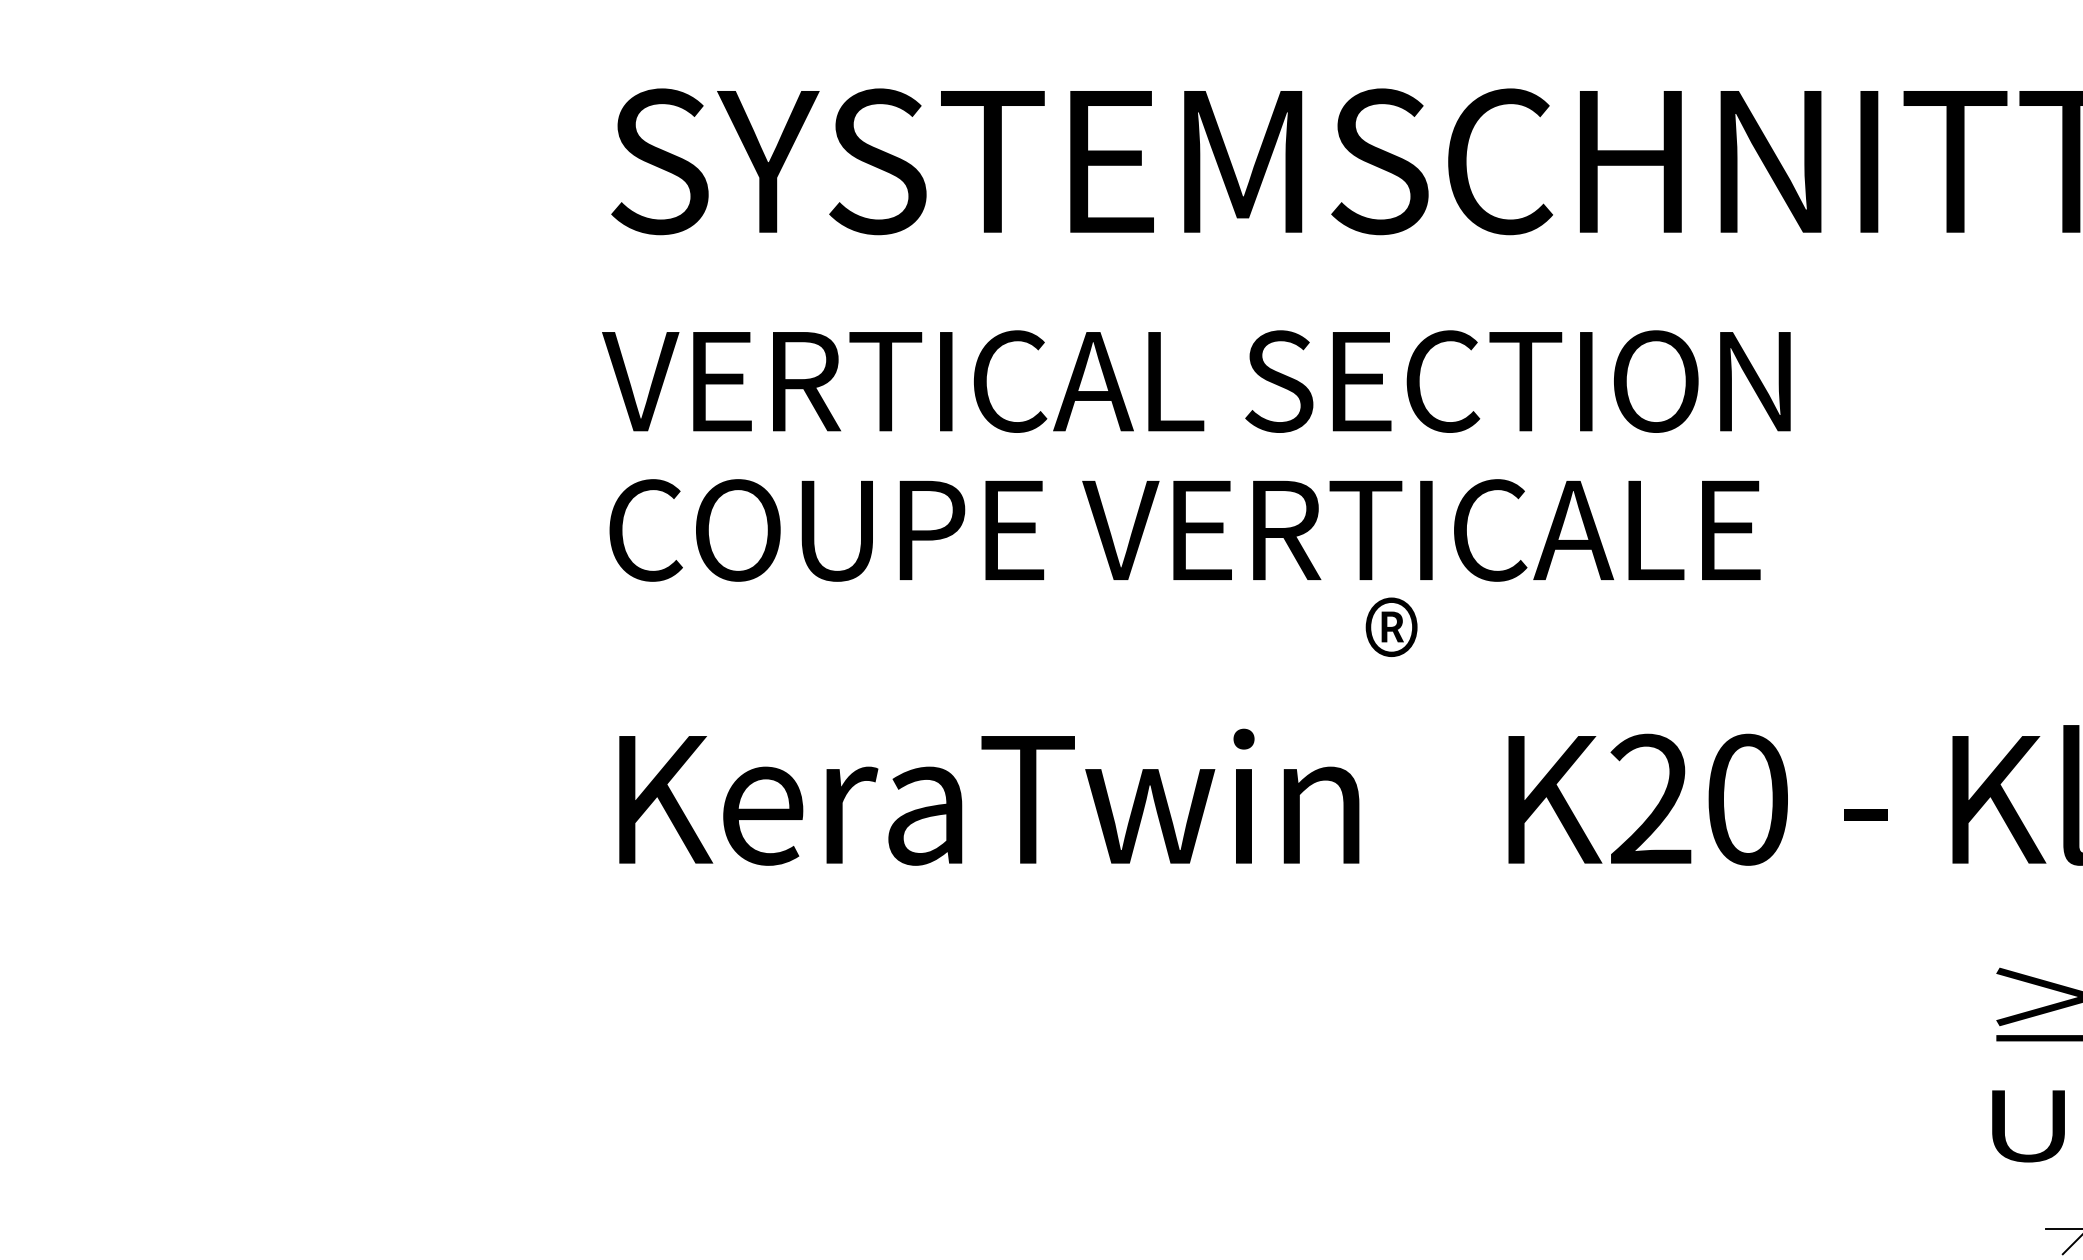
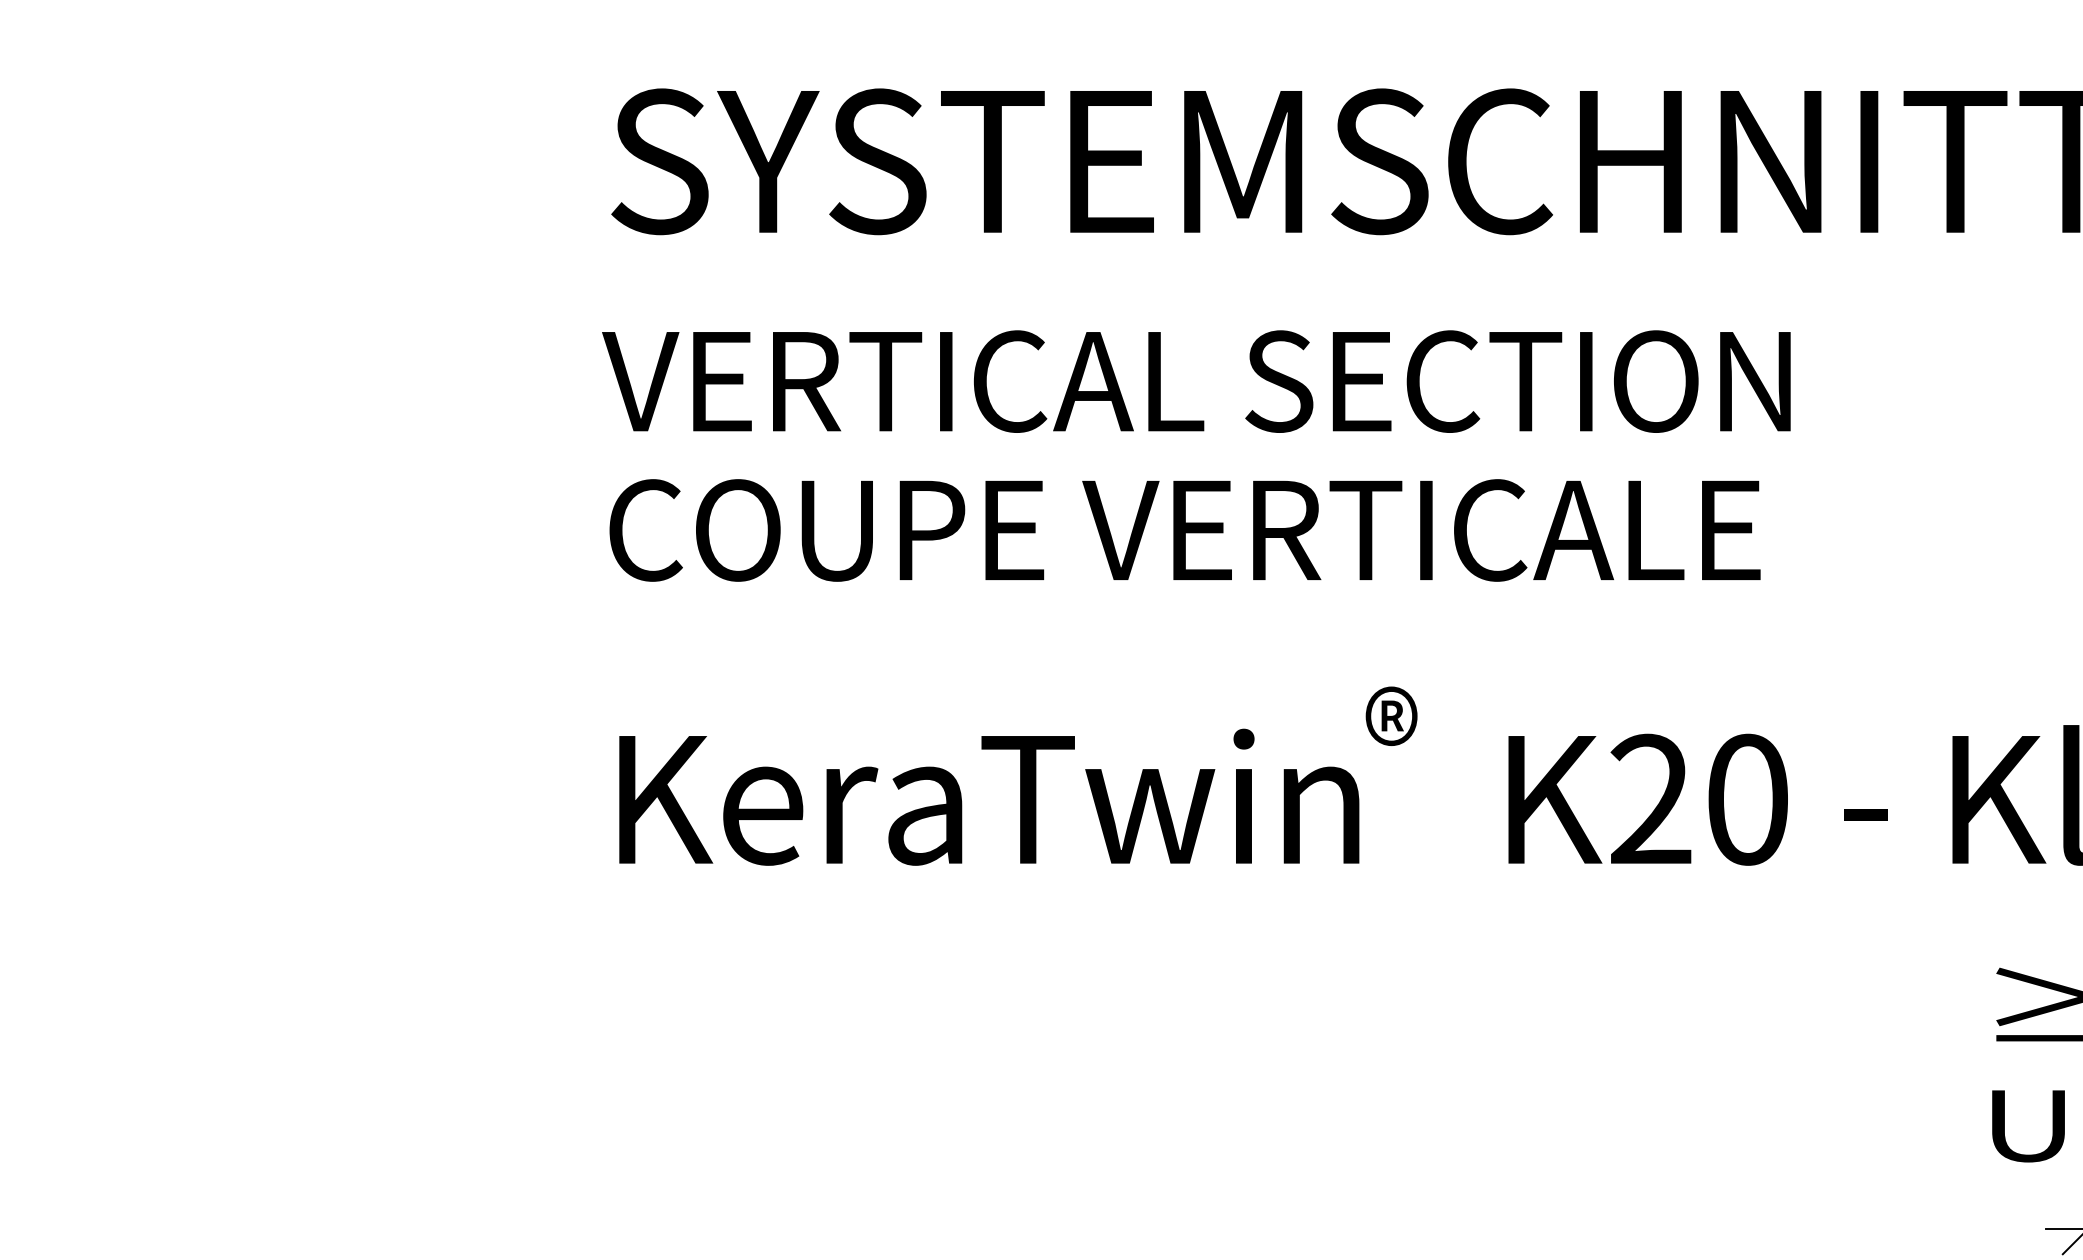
text position: (1391, 626) -> (1391, 715) (1391, 715)
